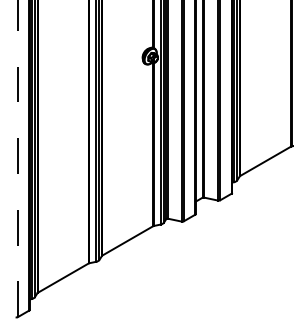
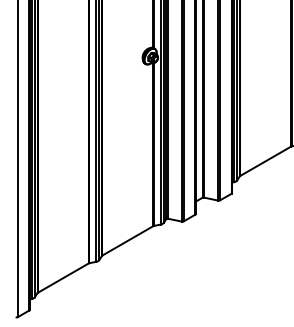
line: dashed -> solid (18, 158)
